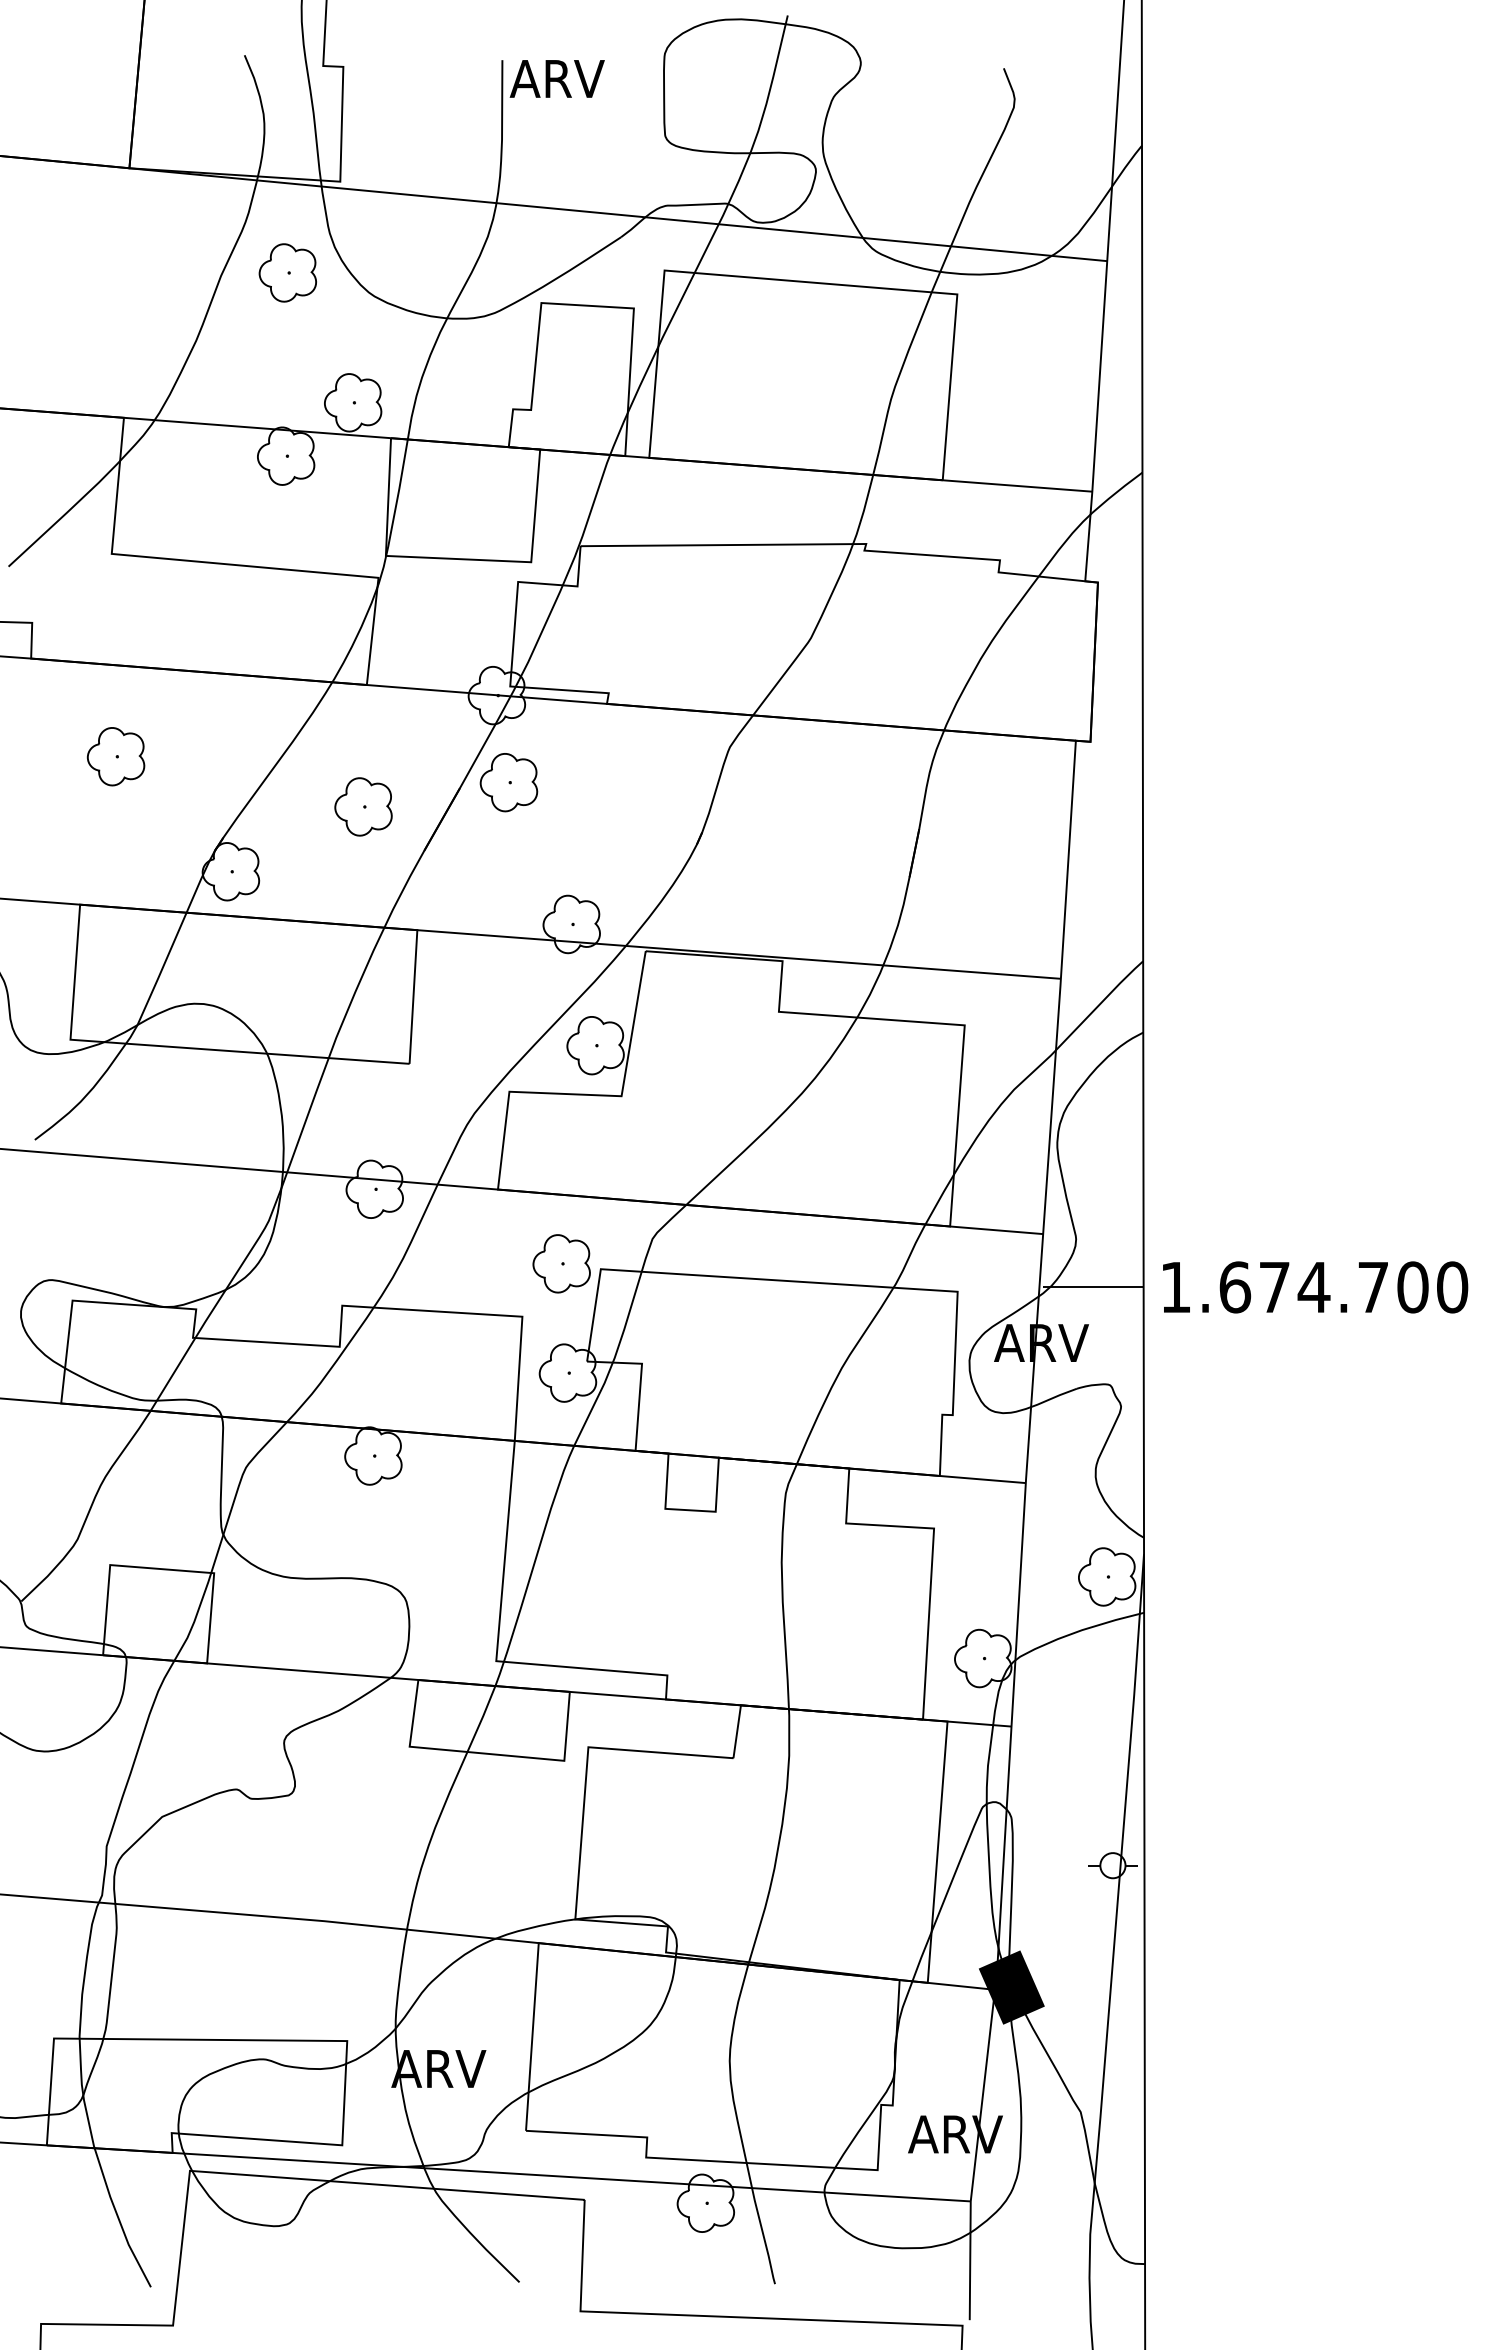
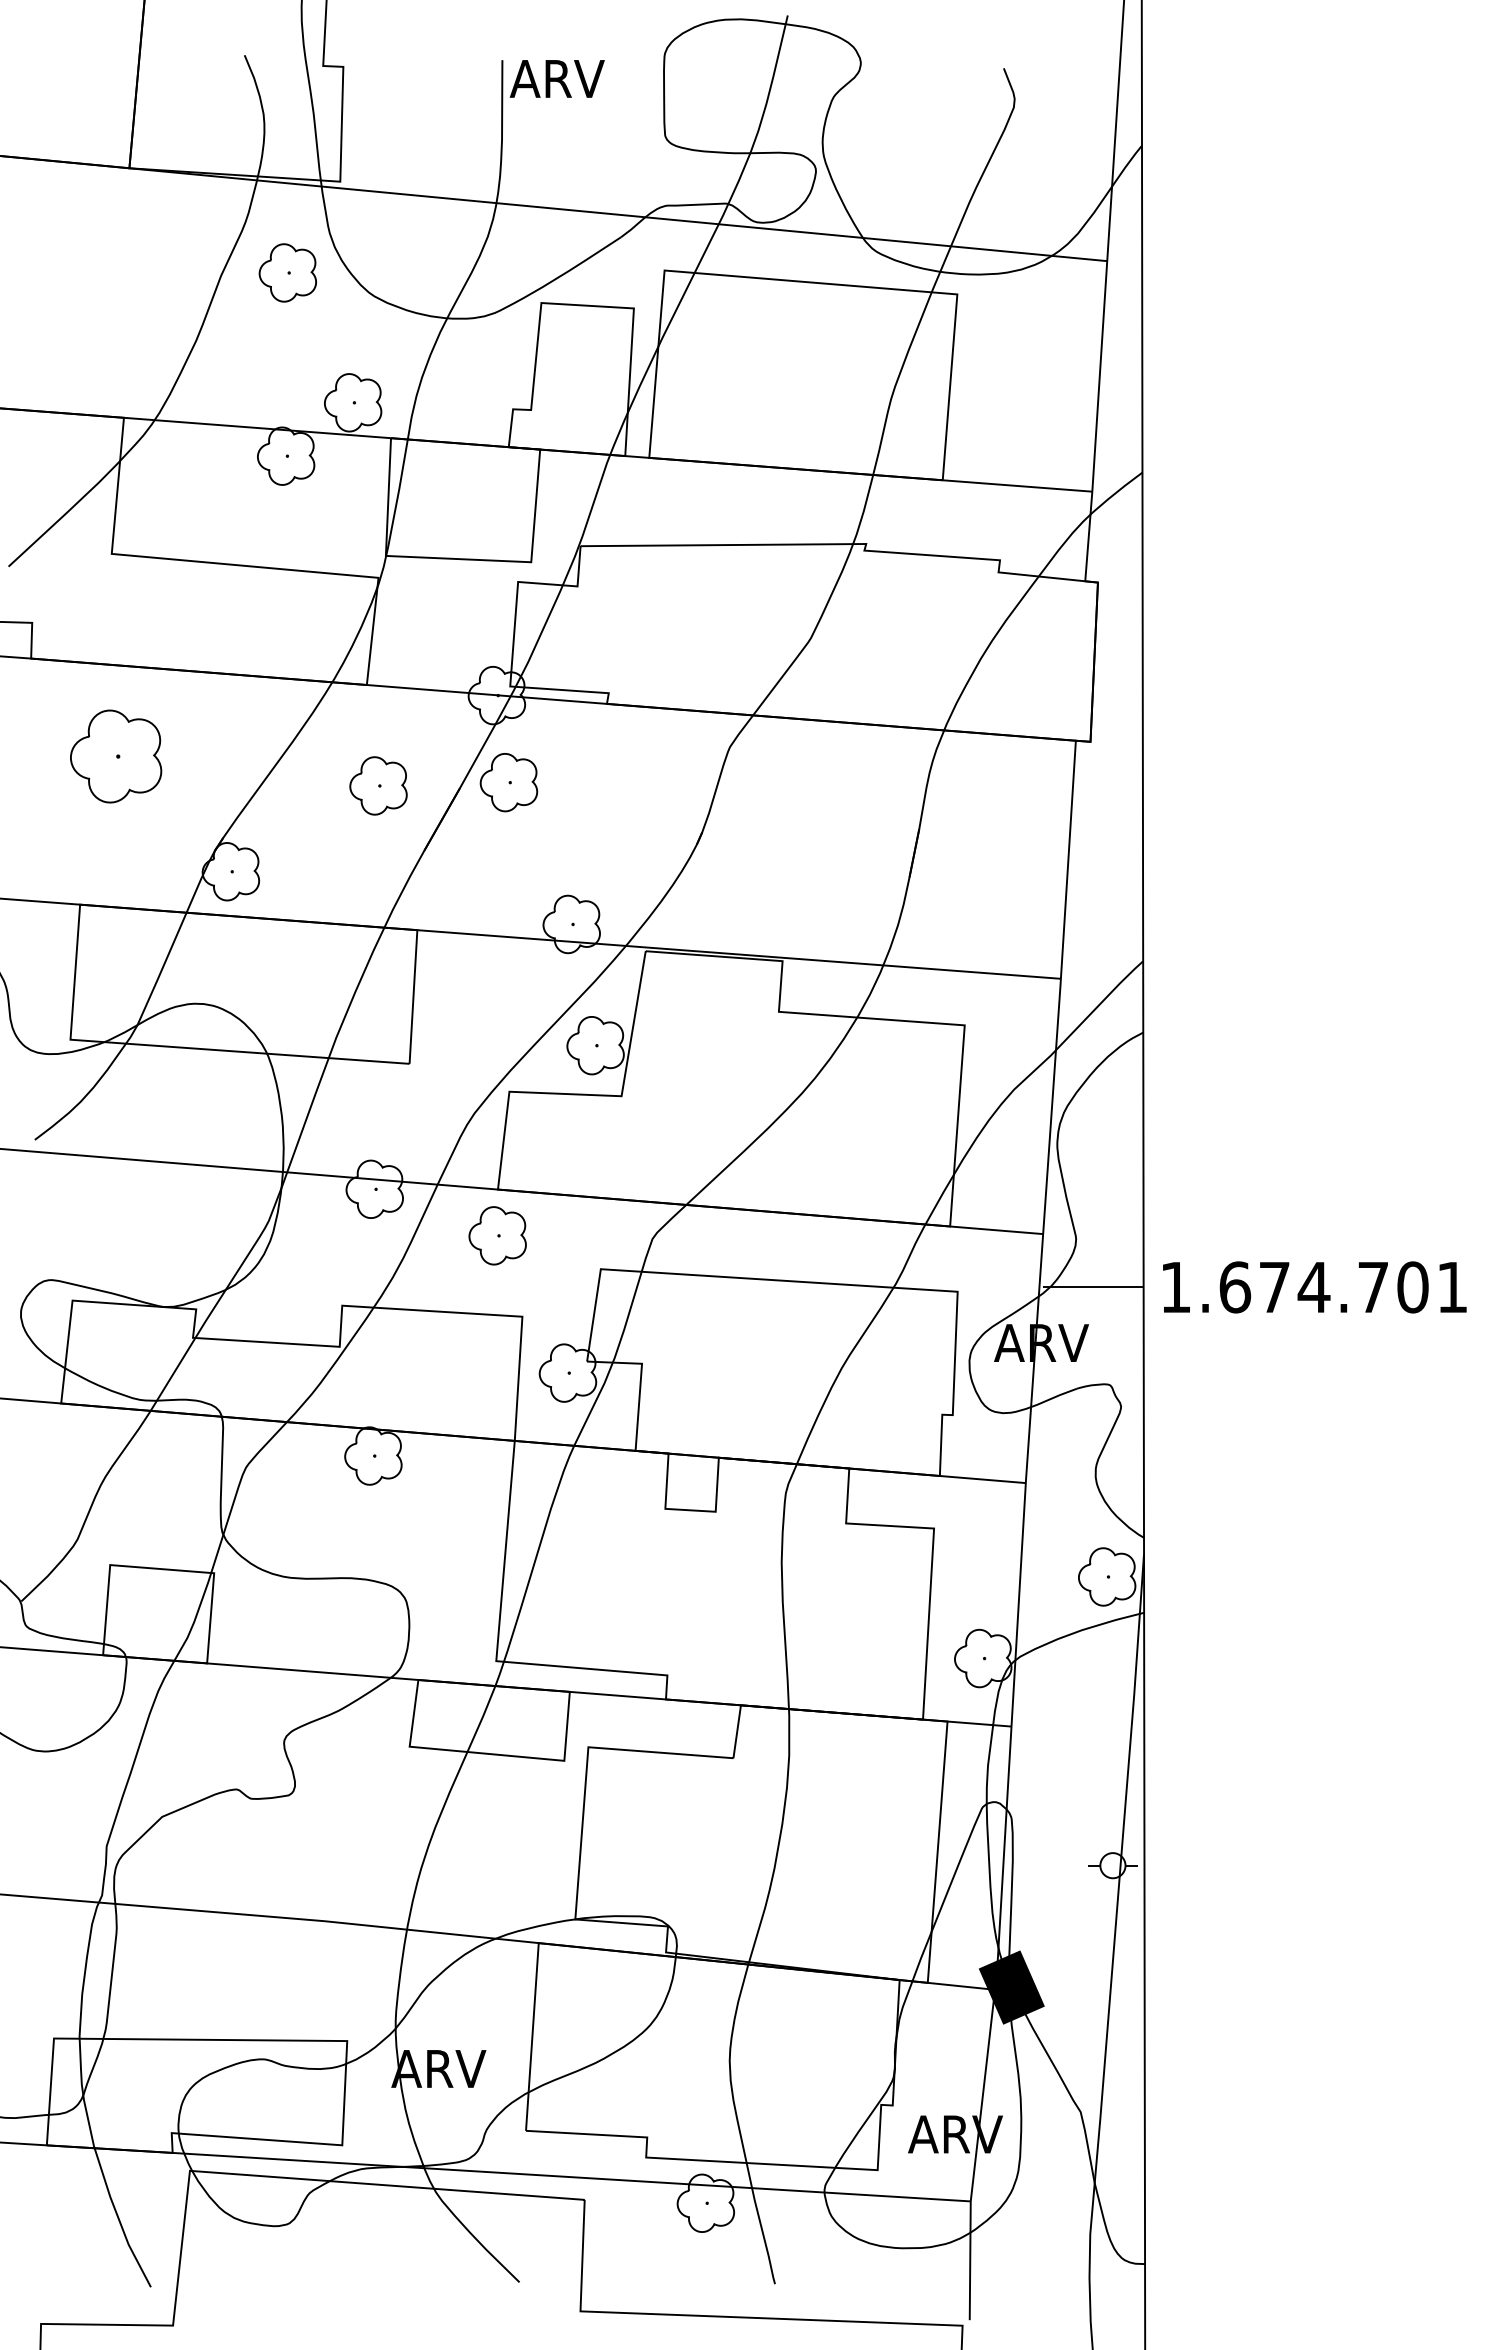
part size: 60x60 px -> 93x95 px (116, 756)
part position: (363, 806) -> (378, 785) (378, 785)
part position: (561, 1263) -> (497, 1235) (497, 1235)
text: 1.674.700 -> 1.674.701 (1452, 1287)
